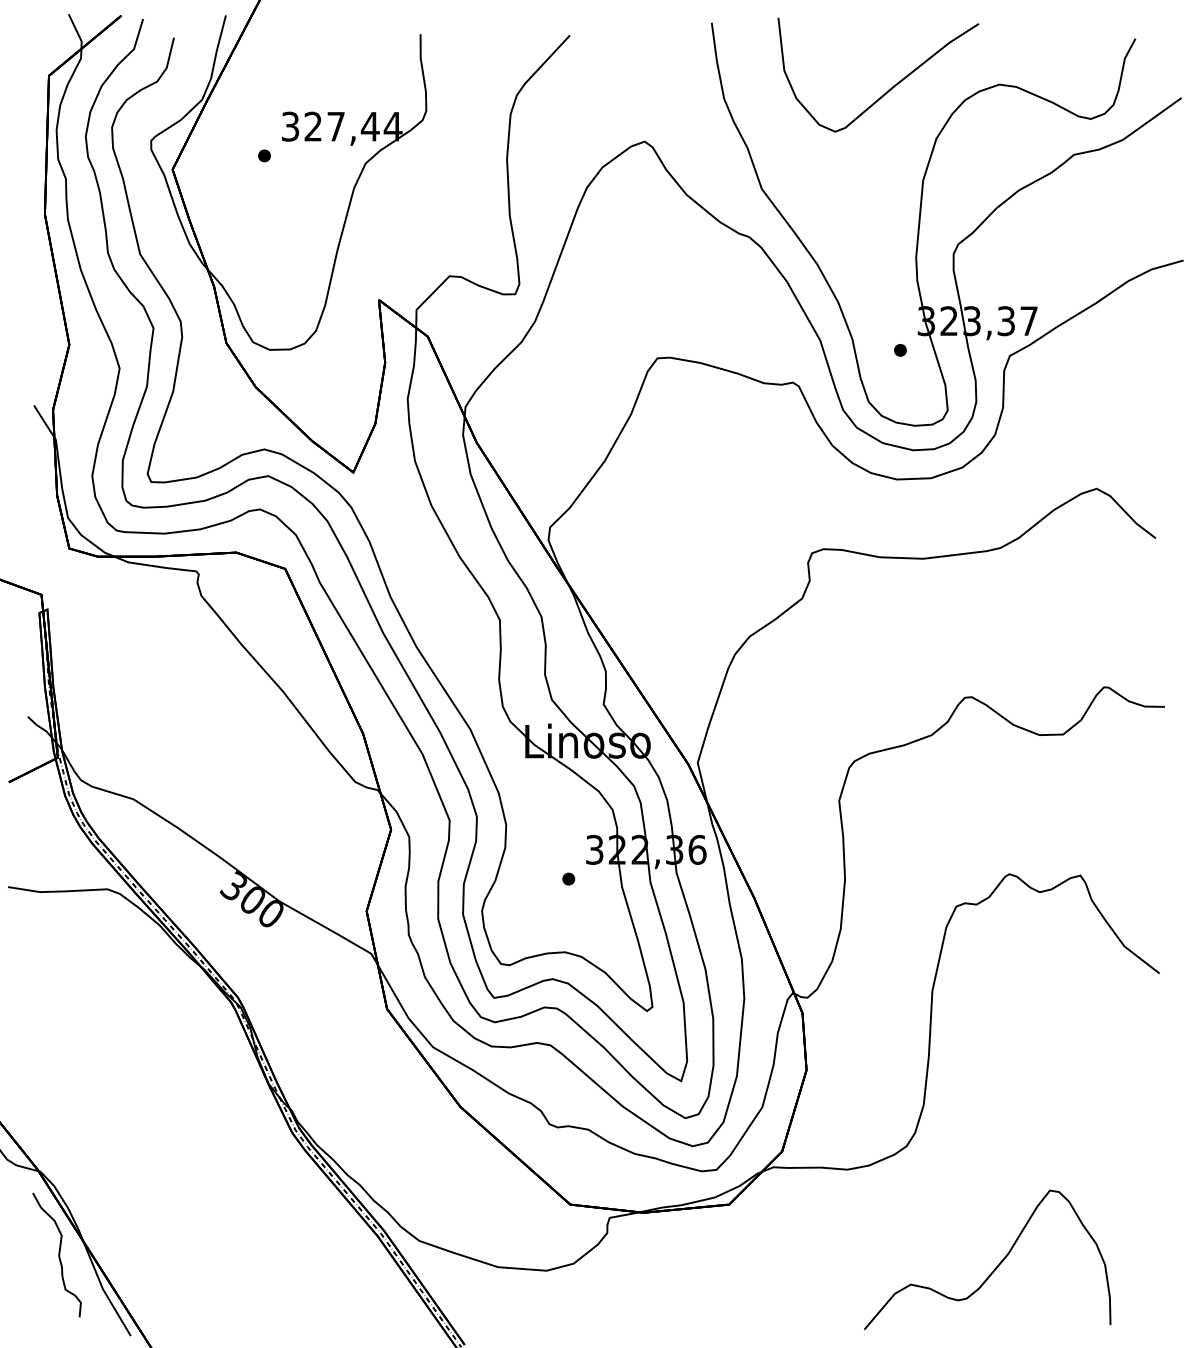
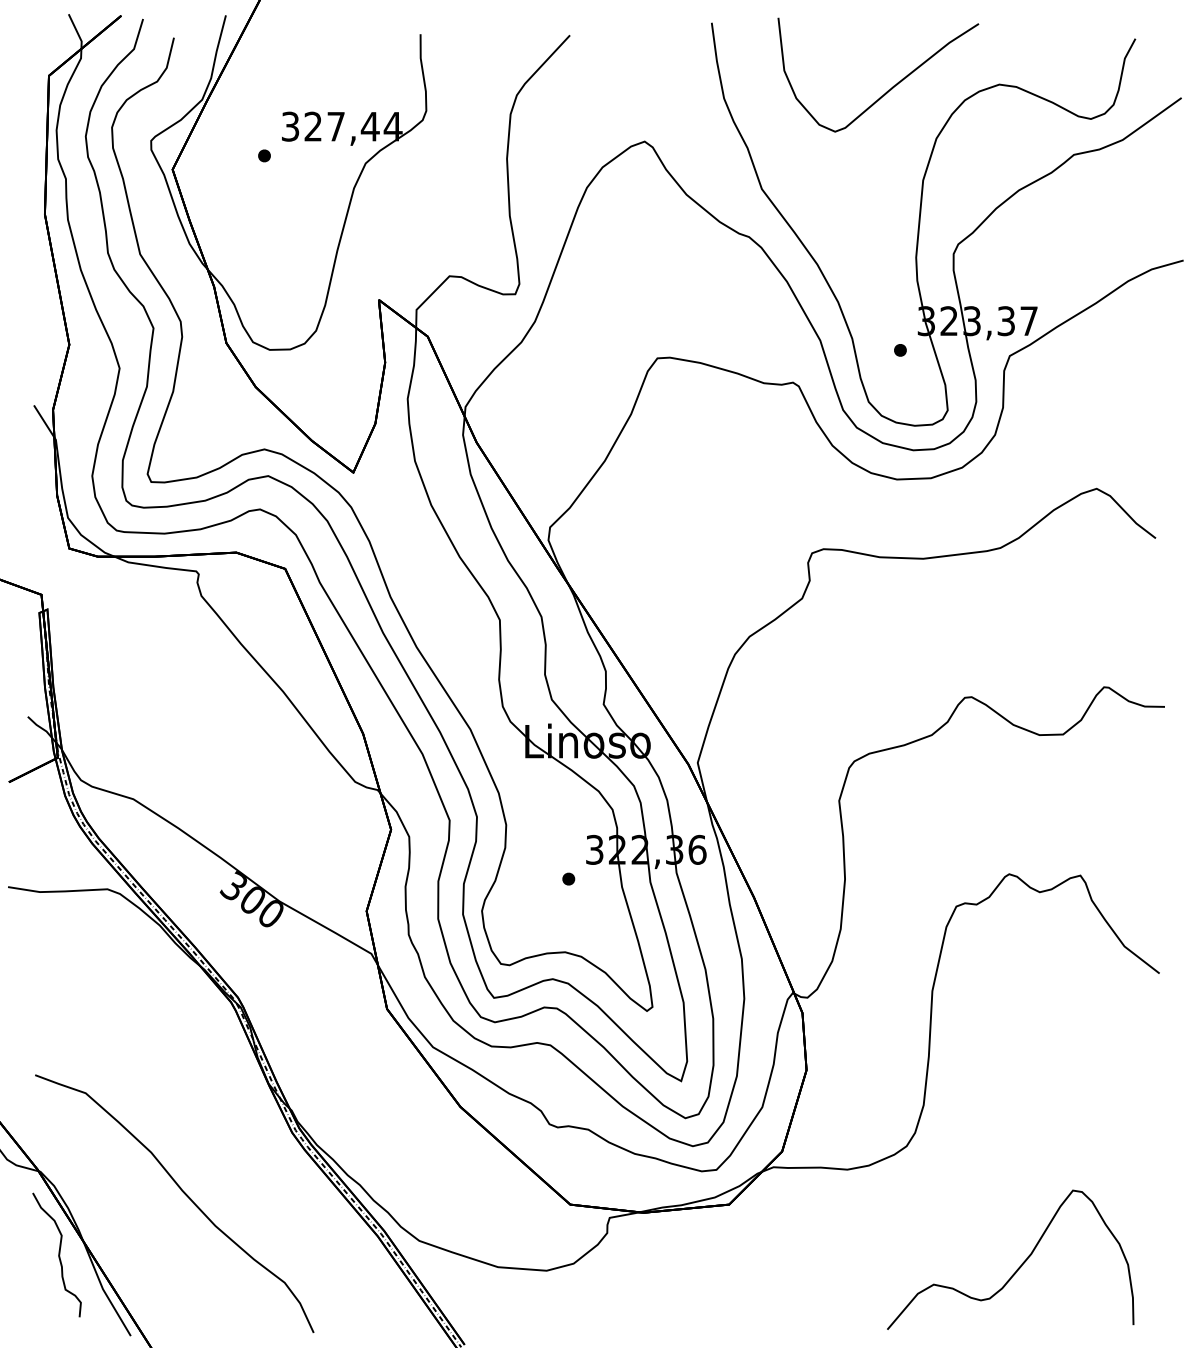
curve: none -> present (183, 1193)
curve position: (995, 1267) -> (1018, 1267) (1018, 1267)
